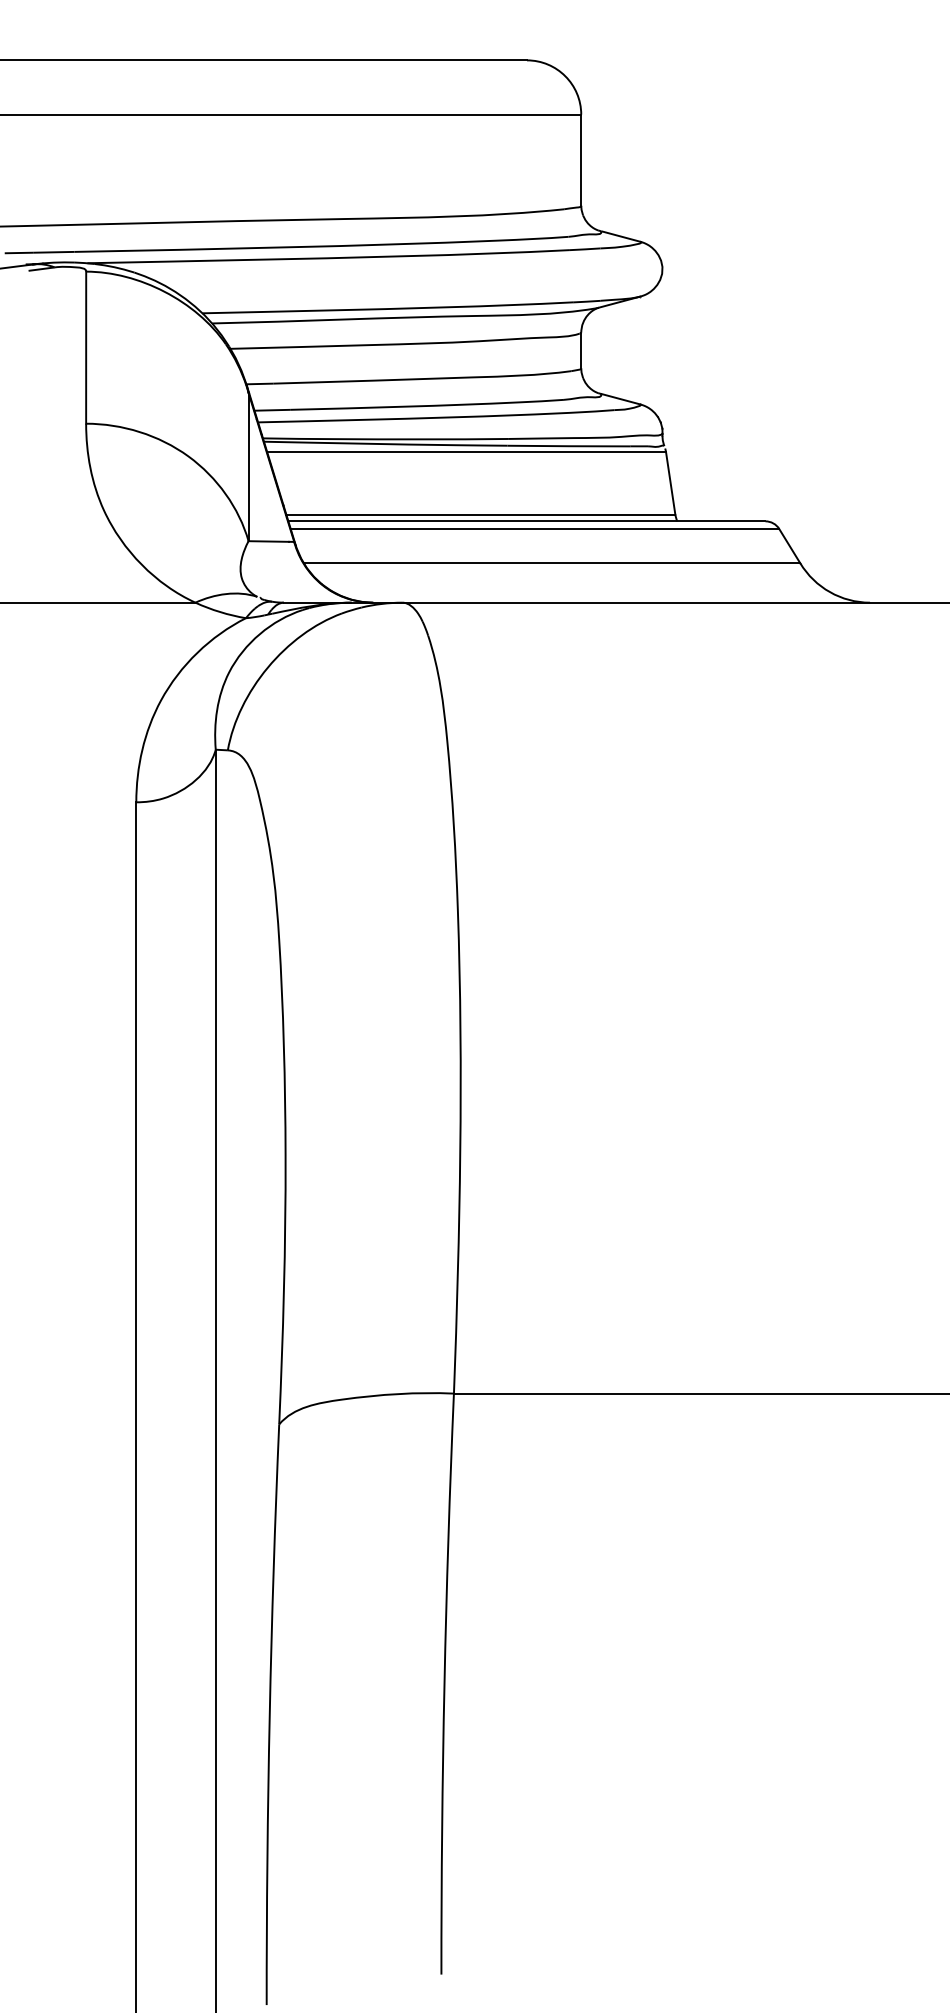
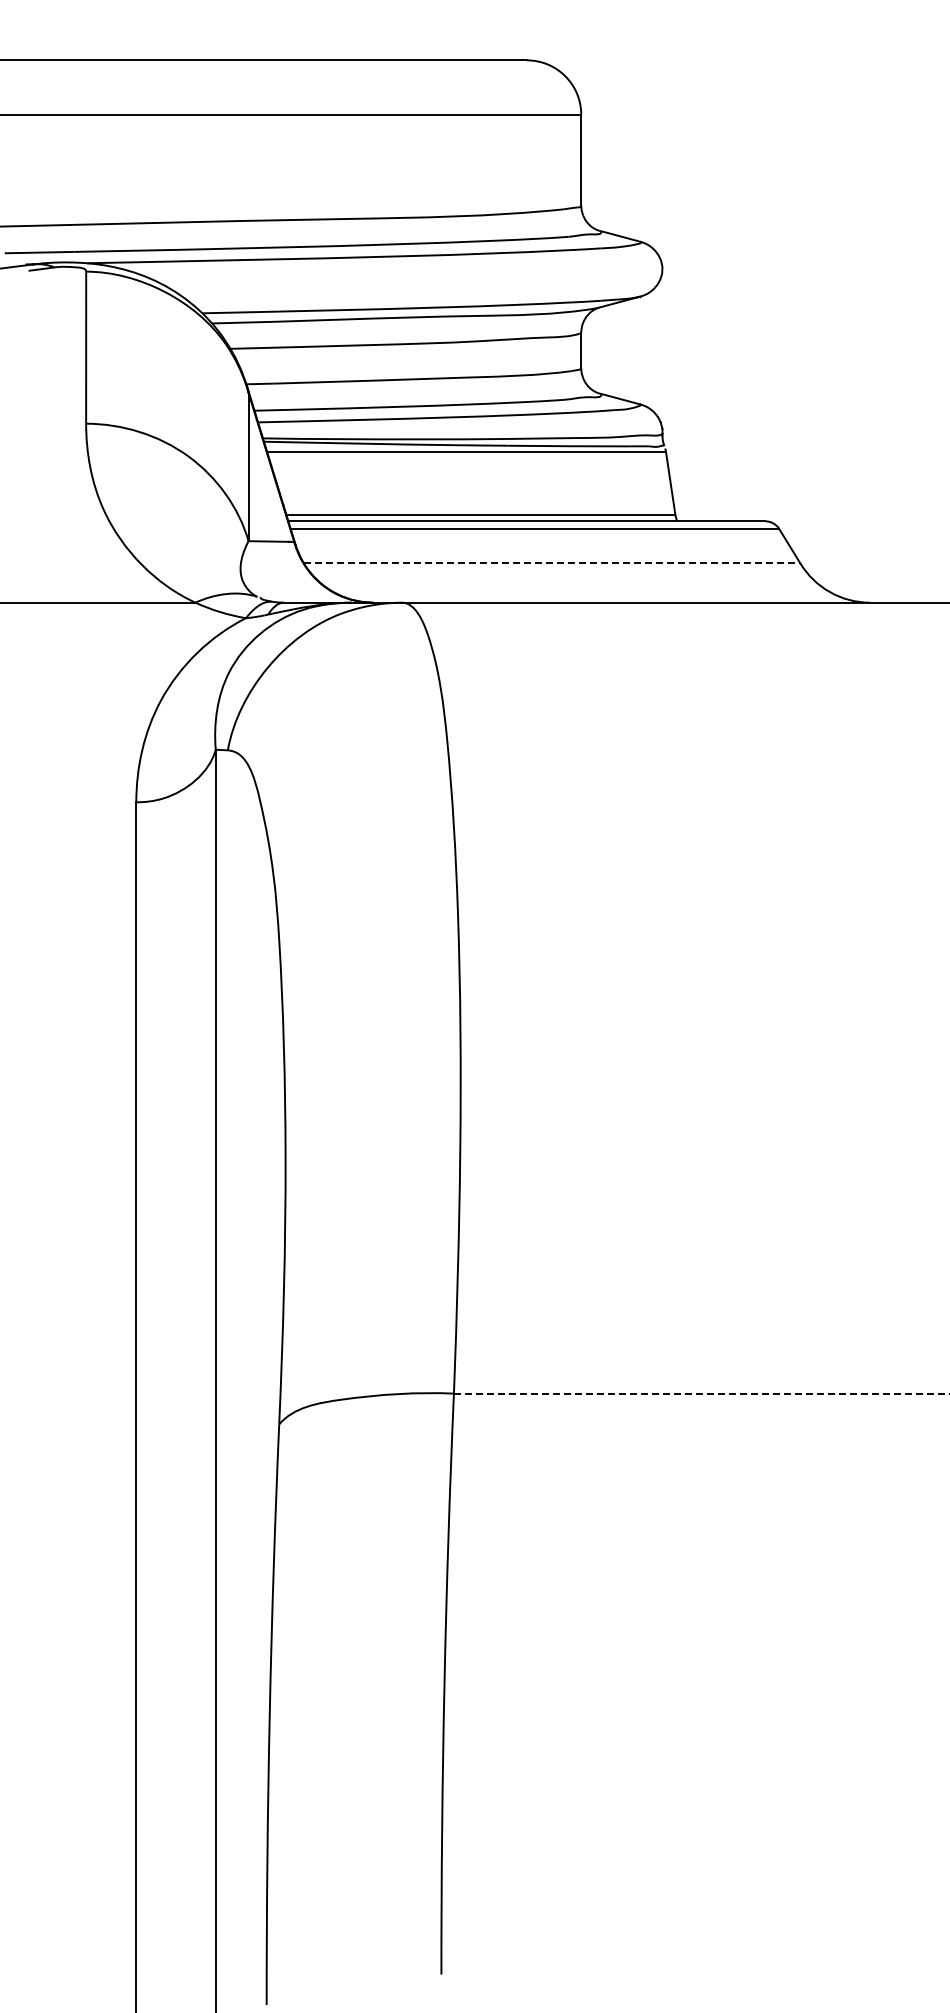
line: solid -> dashed (552, 563)
line: solid -> dashed (701, 1393)
